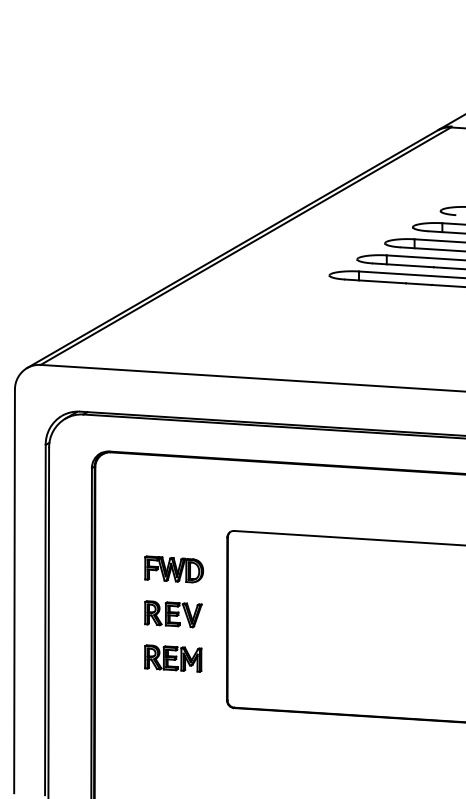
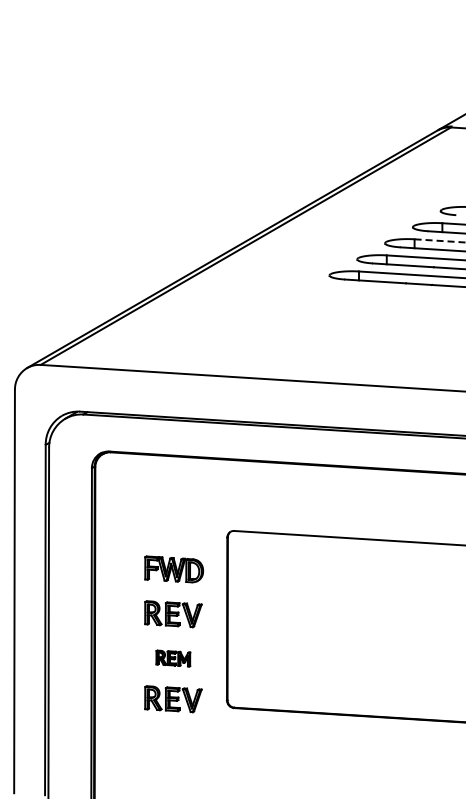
line: solid -> dashed (440, 240)
part size: 59x29 px -> 37x19 px (173, 658)
part: none -> present (173, 699)
